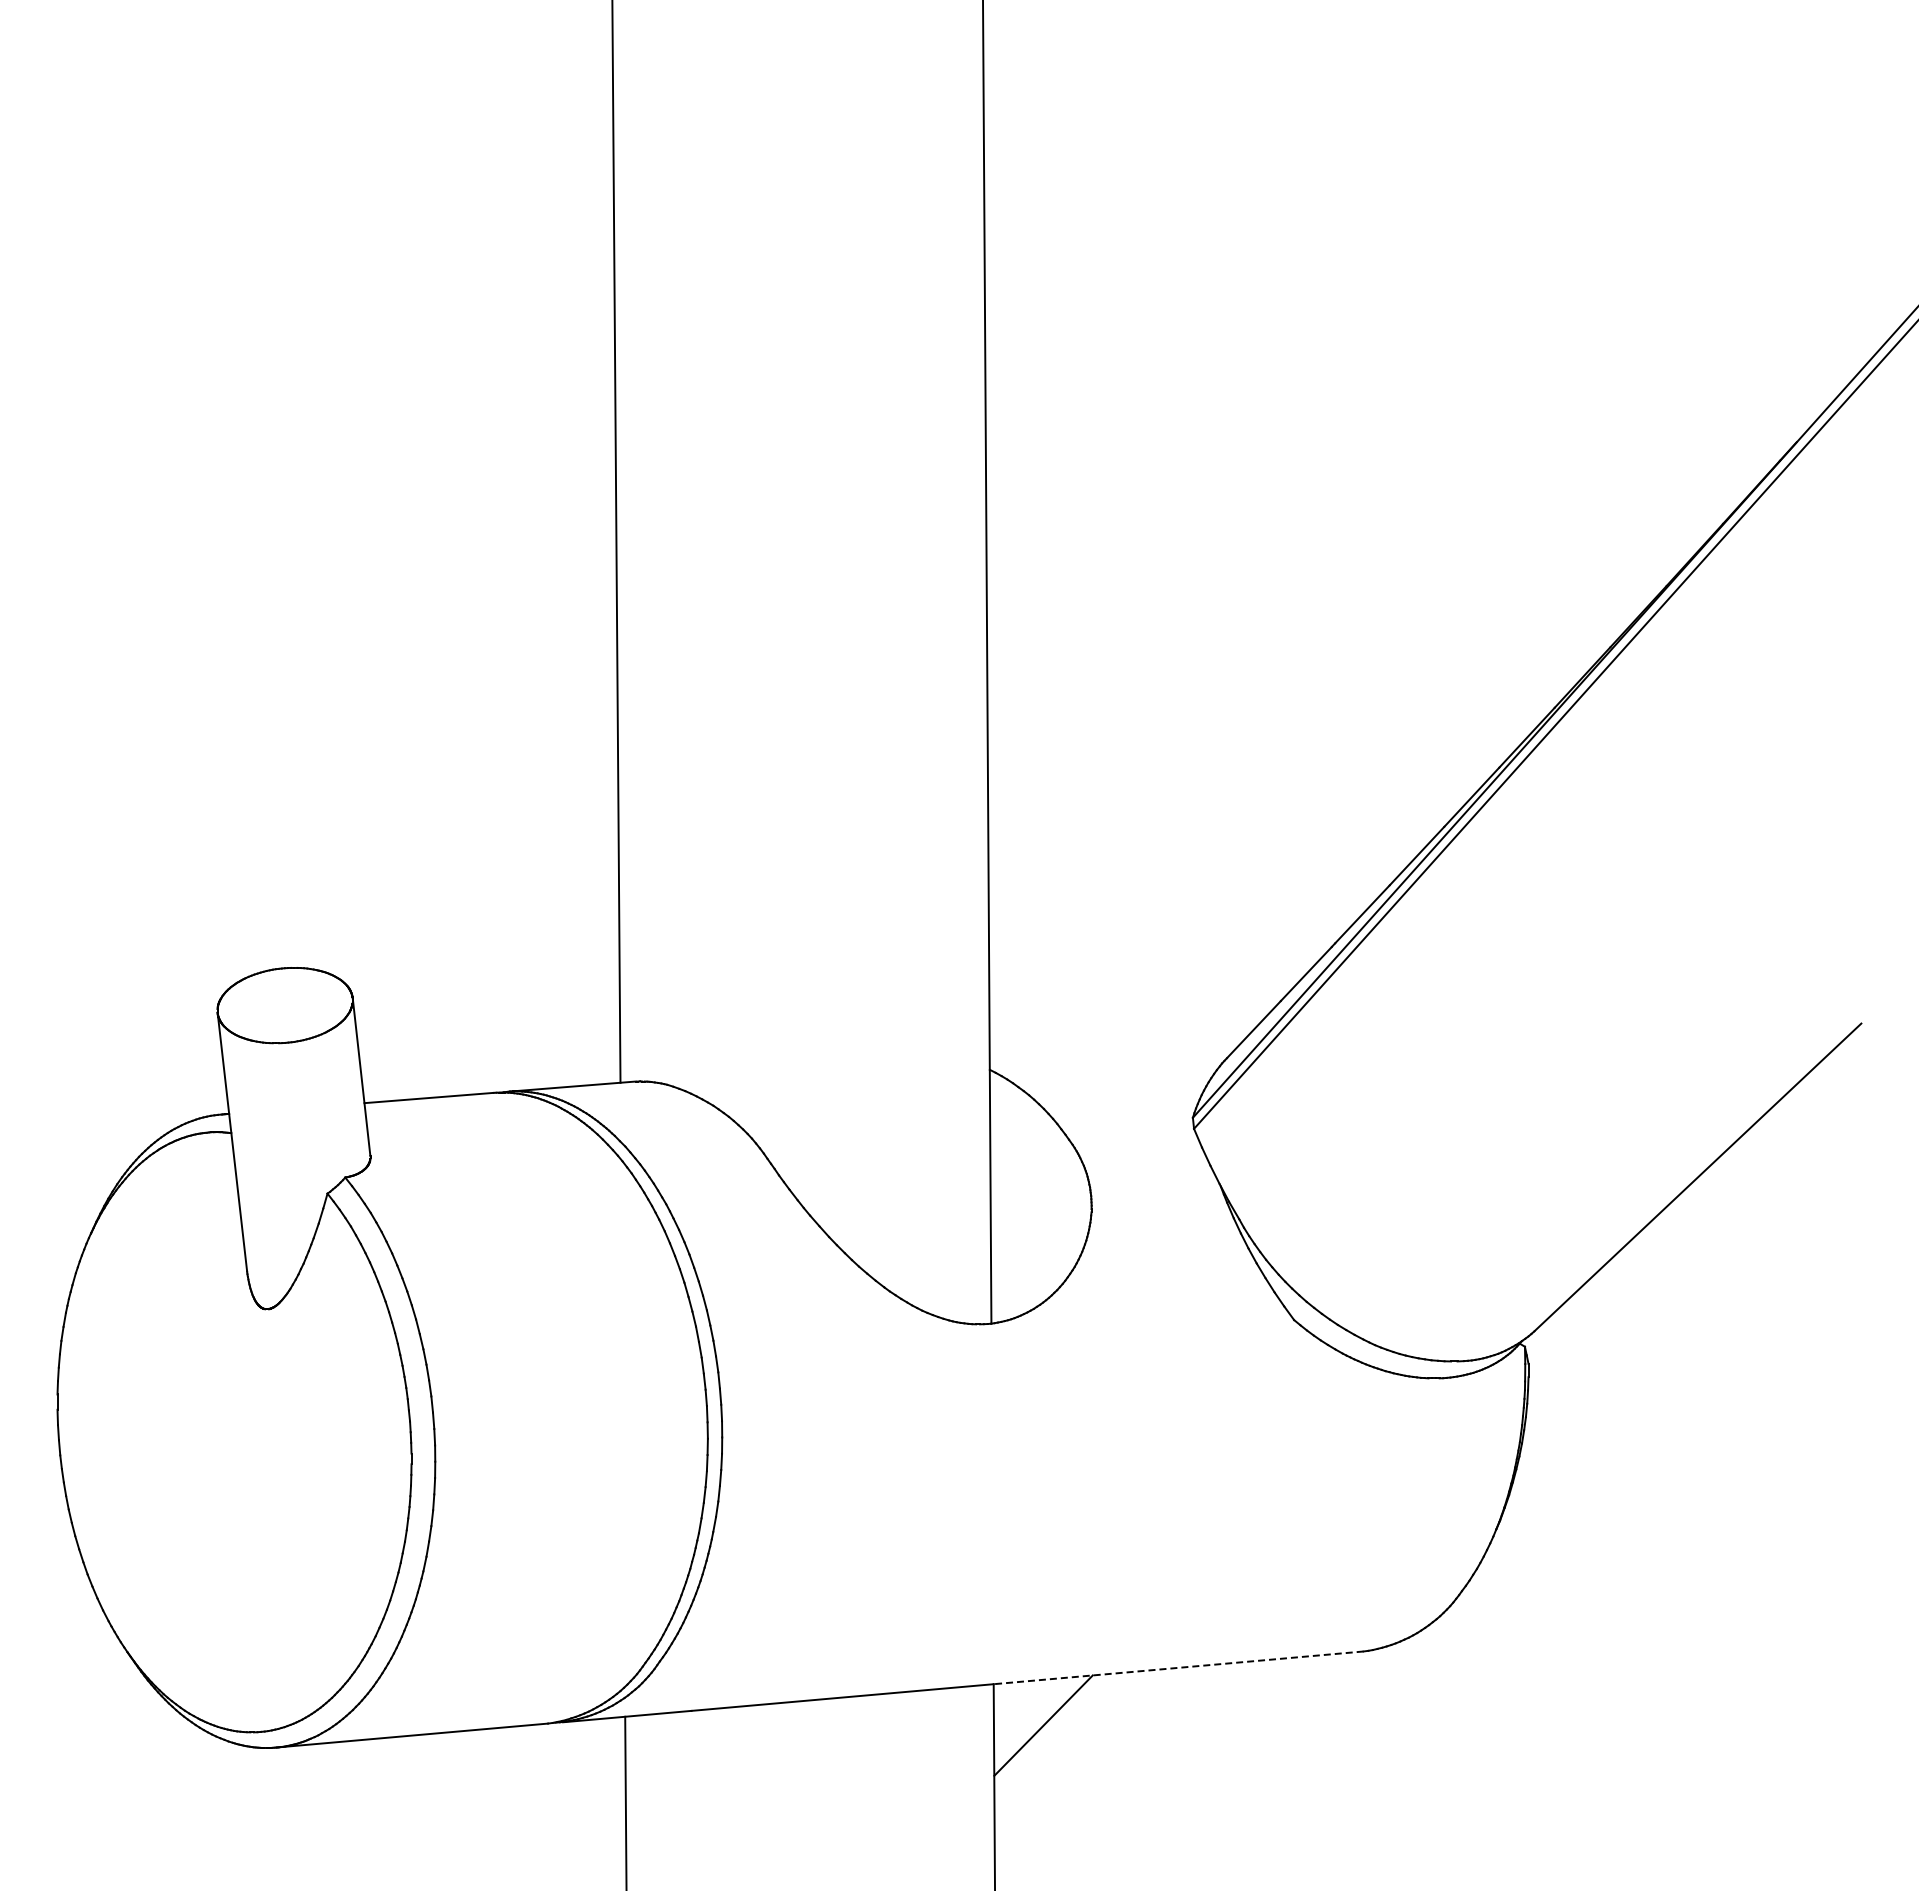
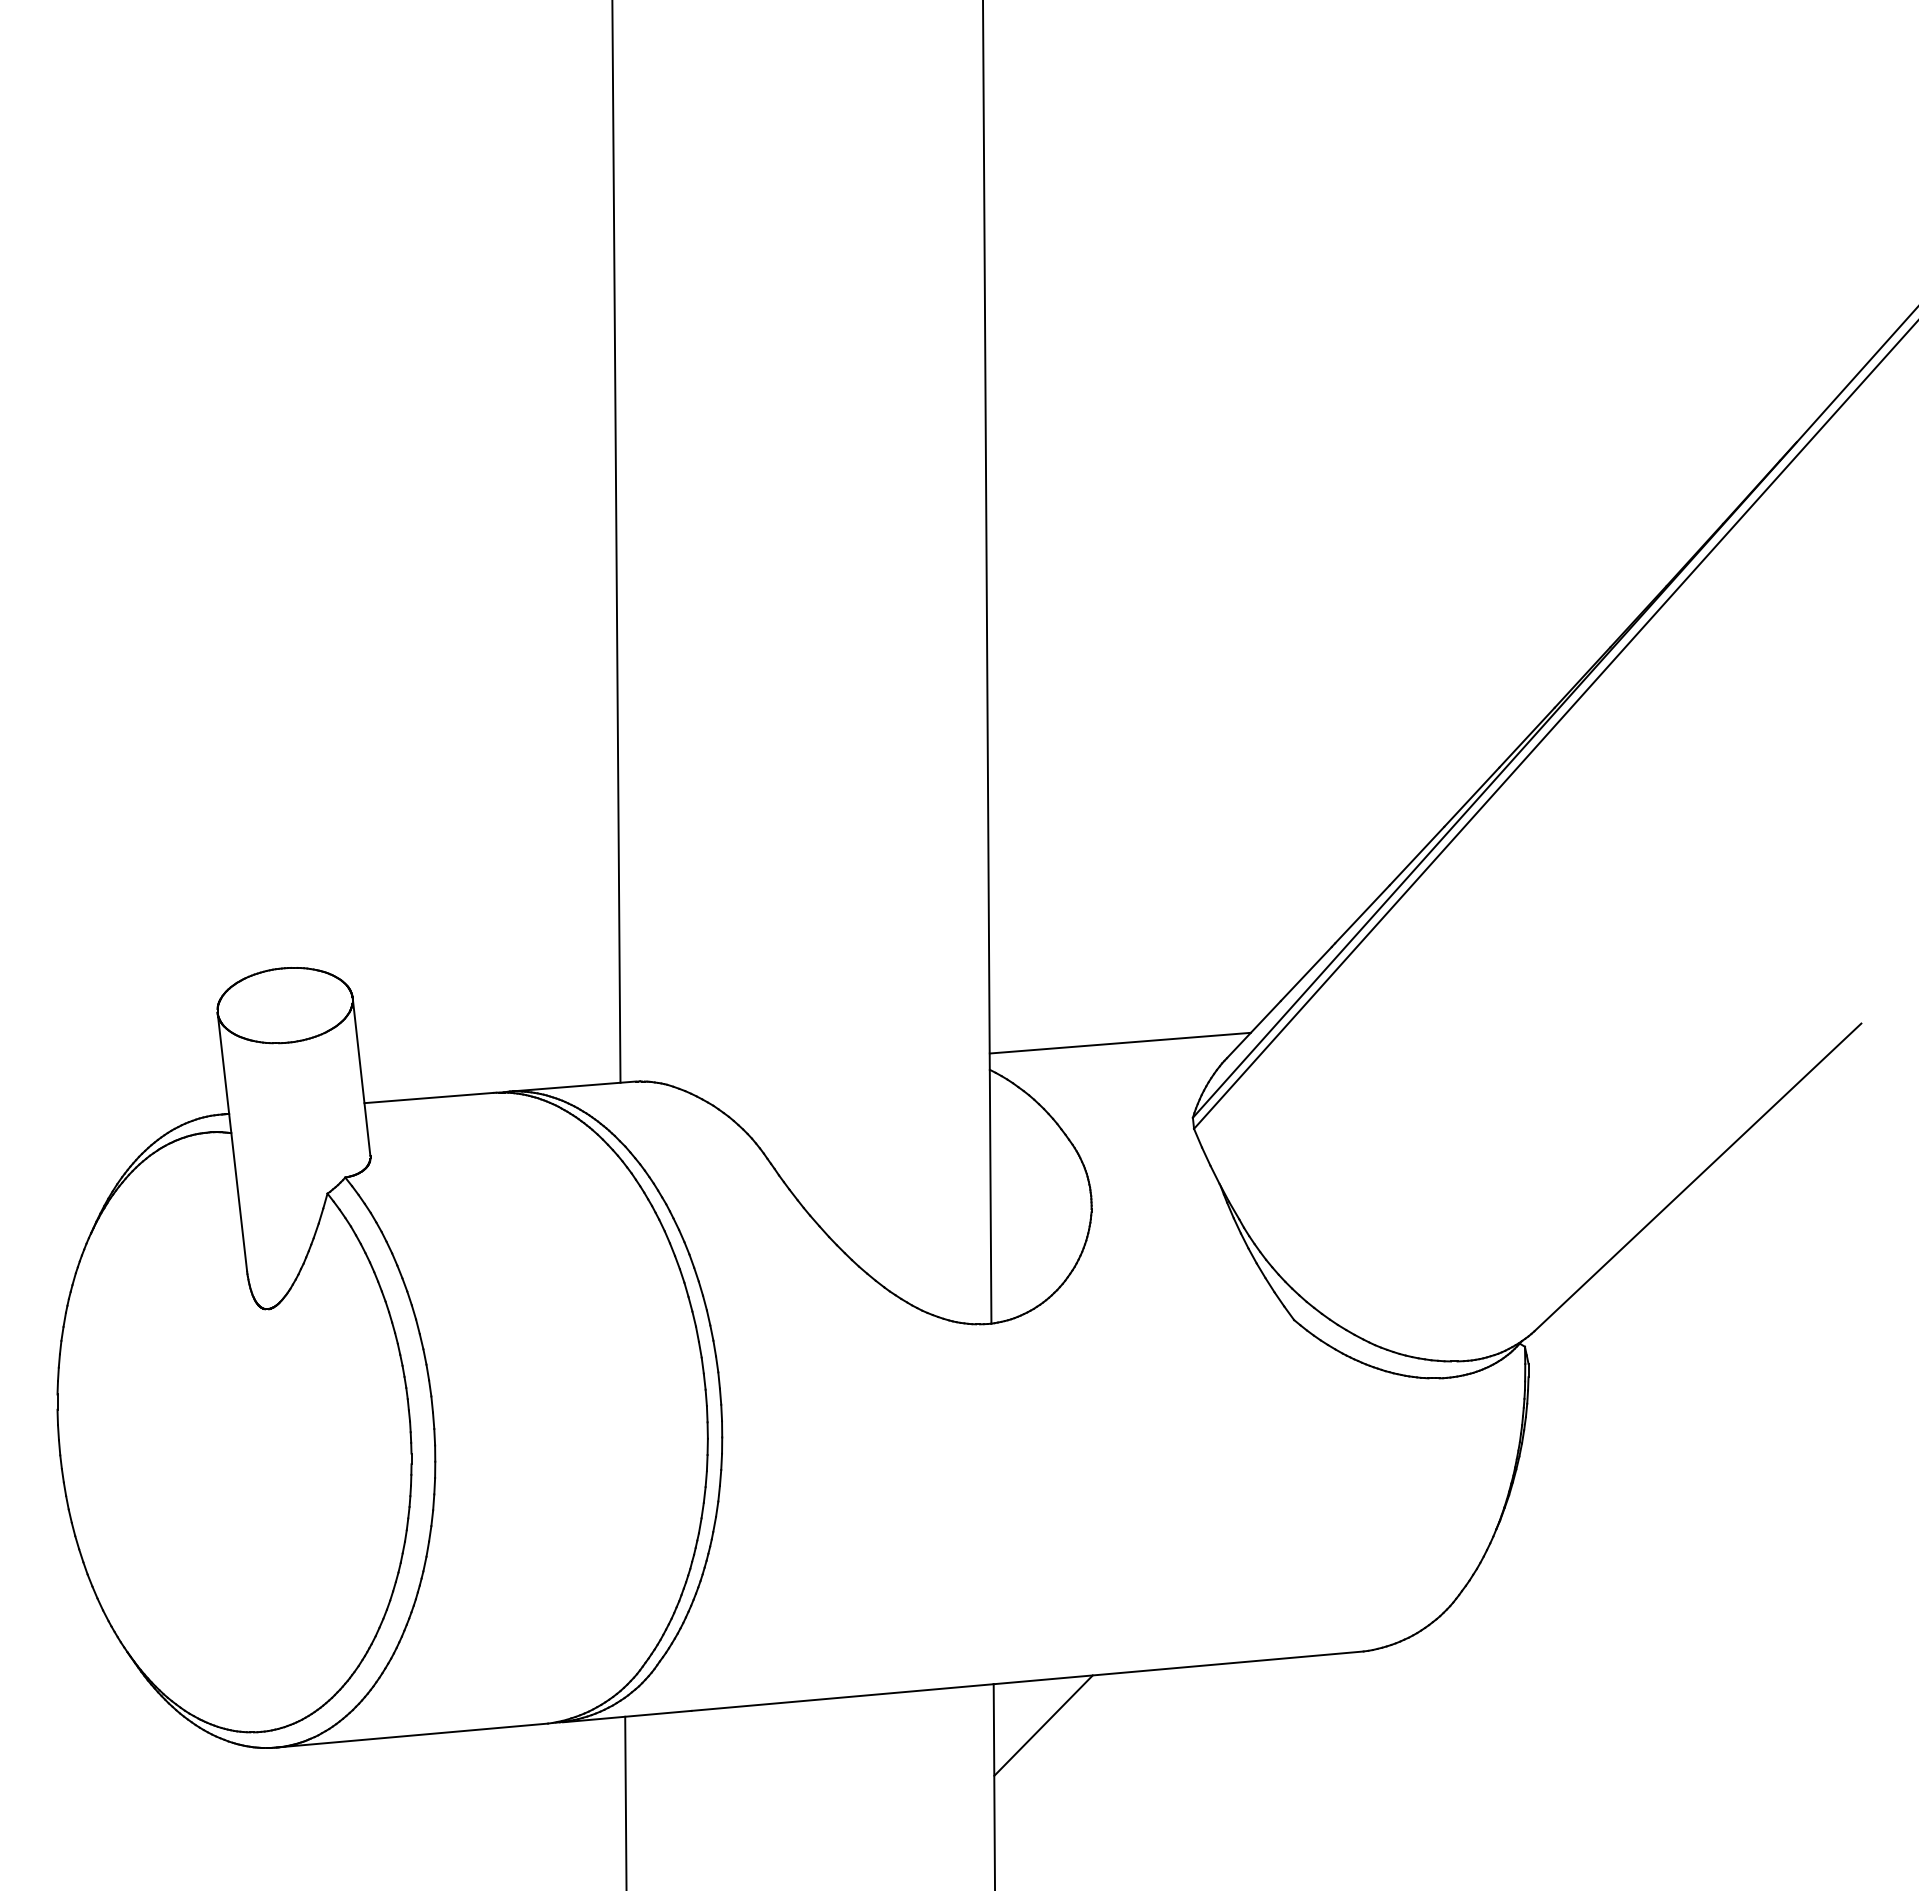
line: none -> present (1119, 1042)
line: dashed -> solid (1178, 1667)
